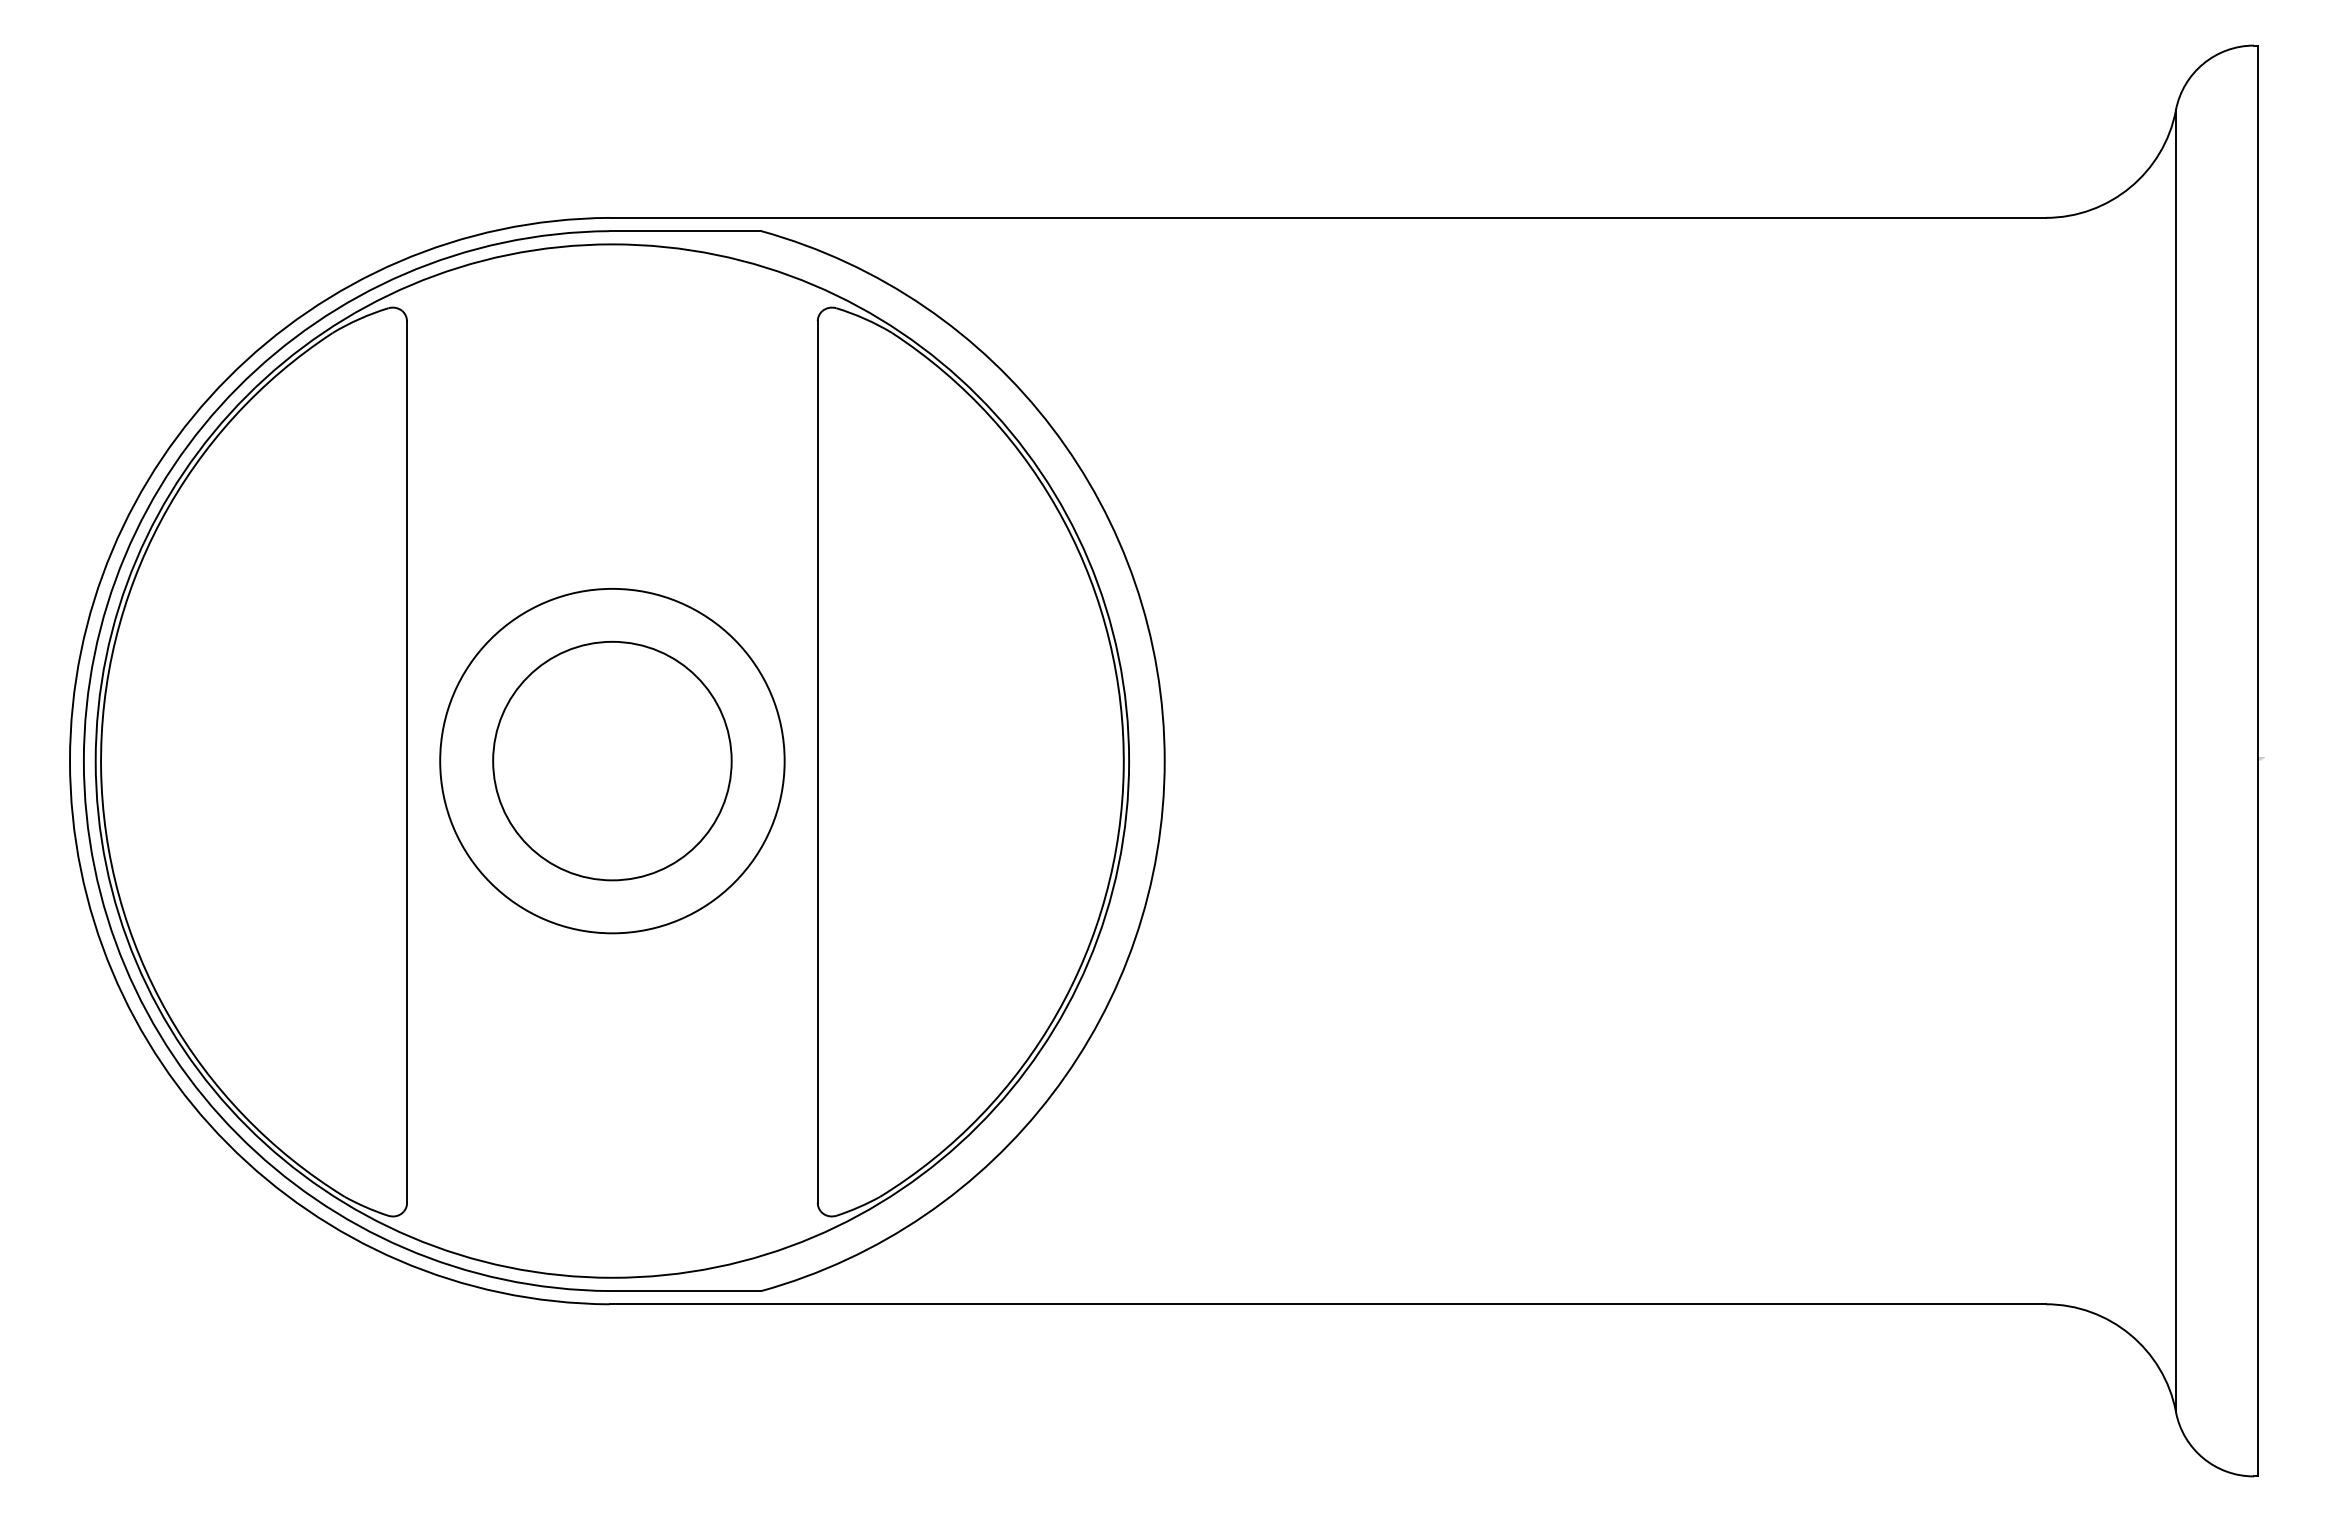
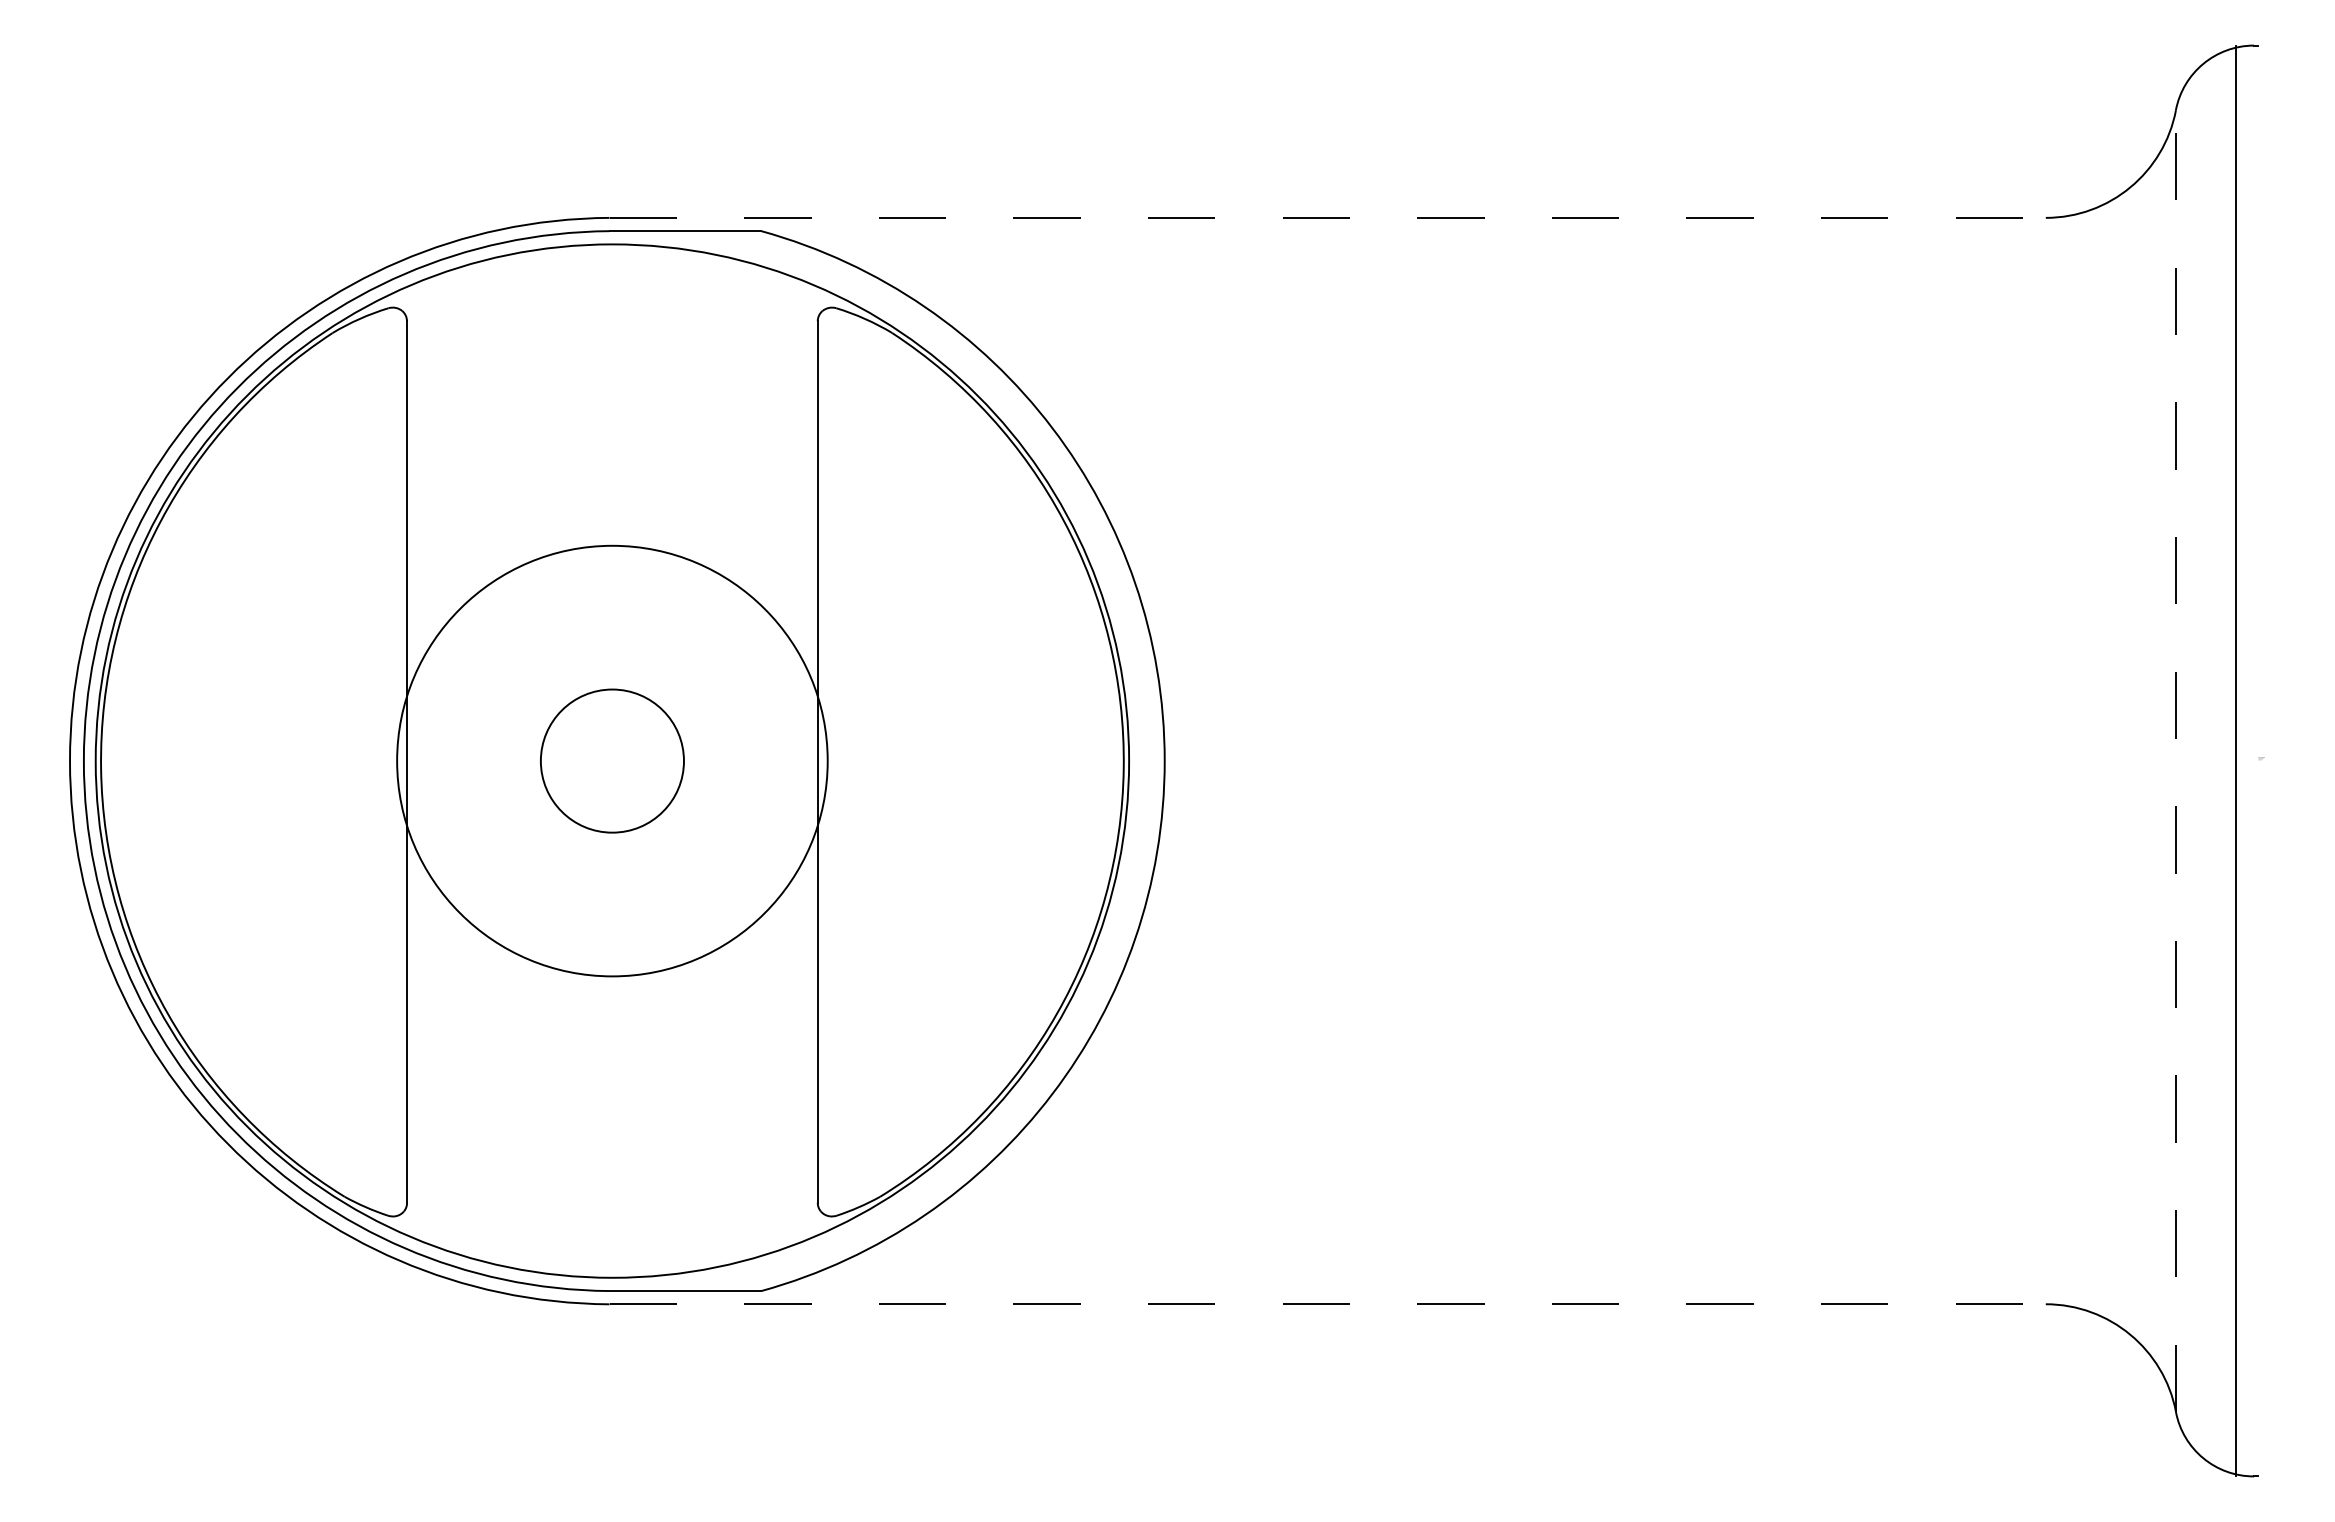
line: solid -> dashed (1328, 217)
circle diameter: 239 px -> 143 px (611, 760)
circle diameter: 344 px -> 431 px (612, 760)
line position: (2257, 760) -> (2235, 760) (2235, 760)
line: solid -> dashed (2175, 761)
line: solid -> dashed (1328, 1304)
